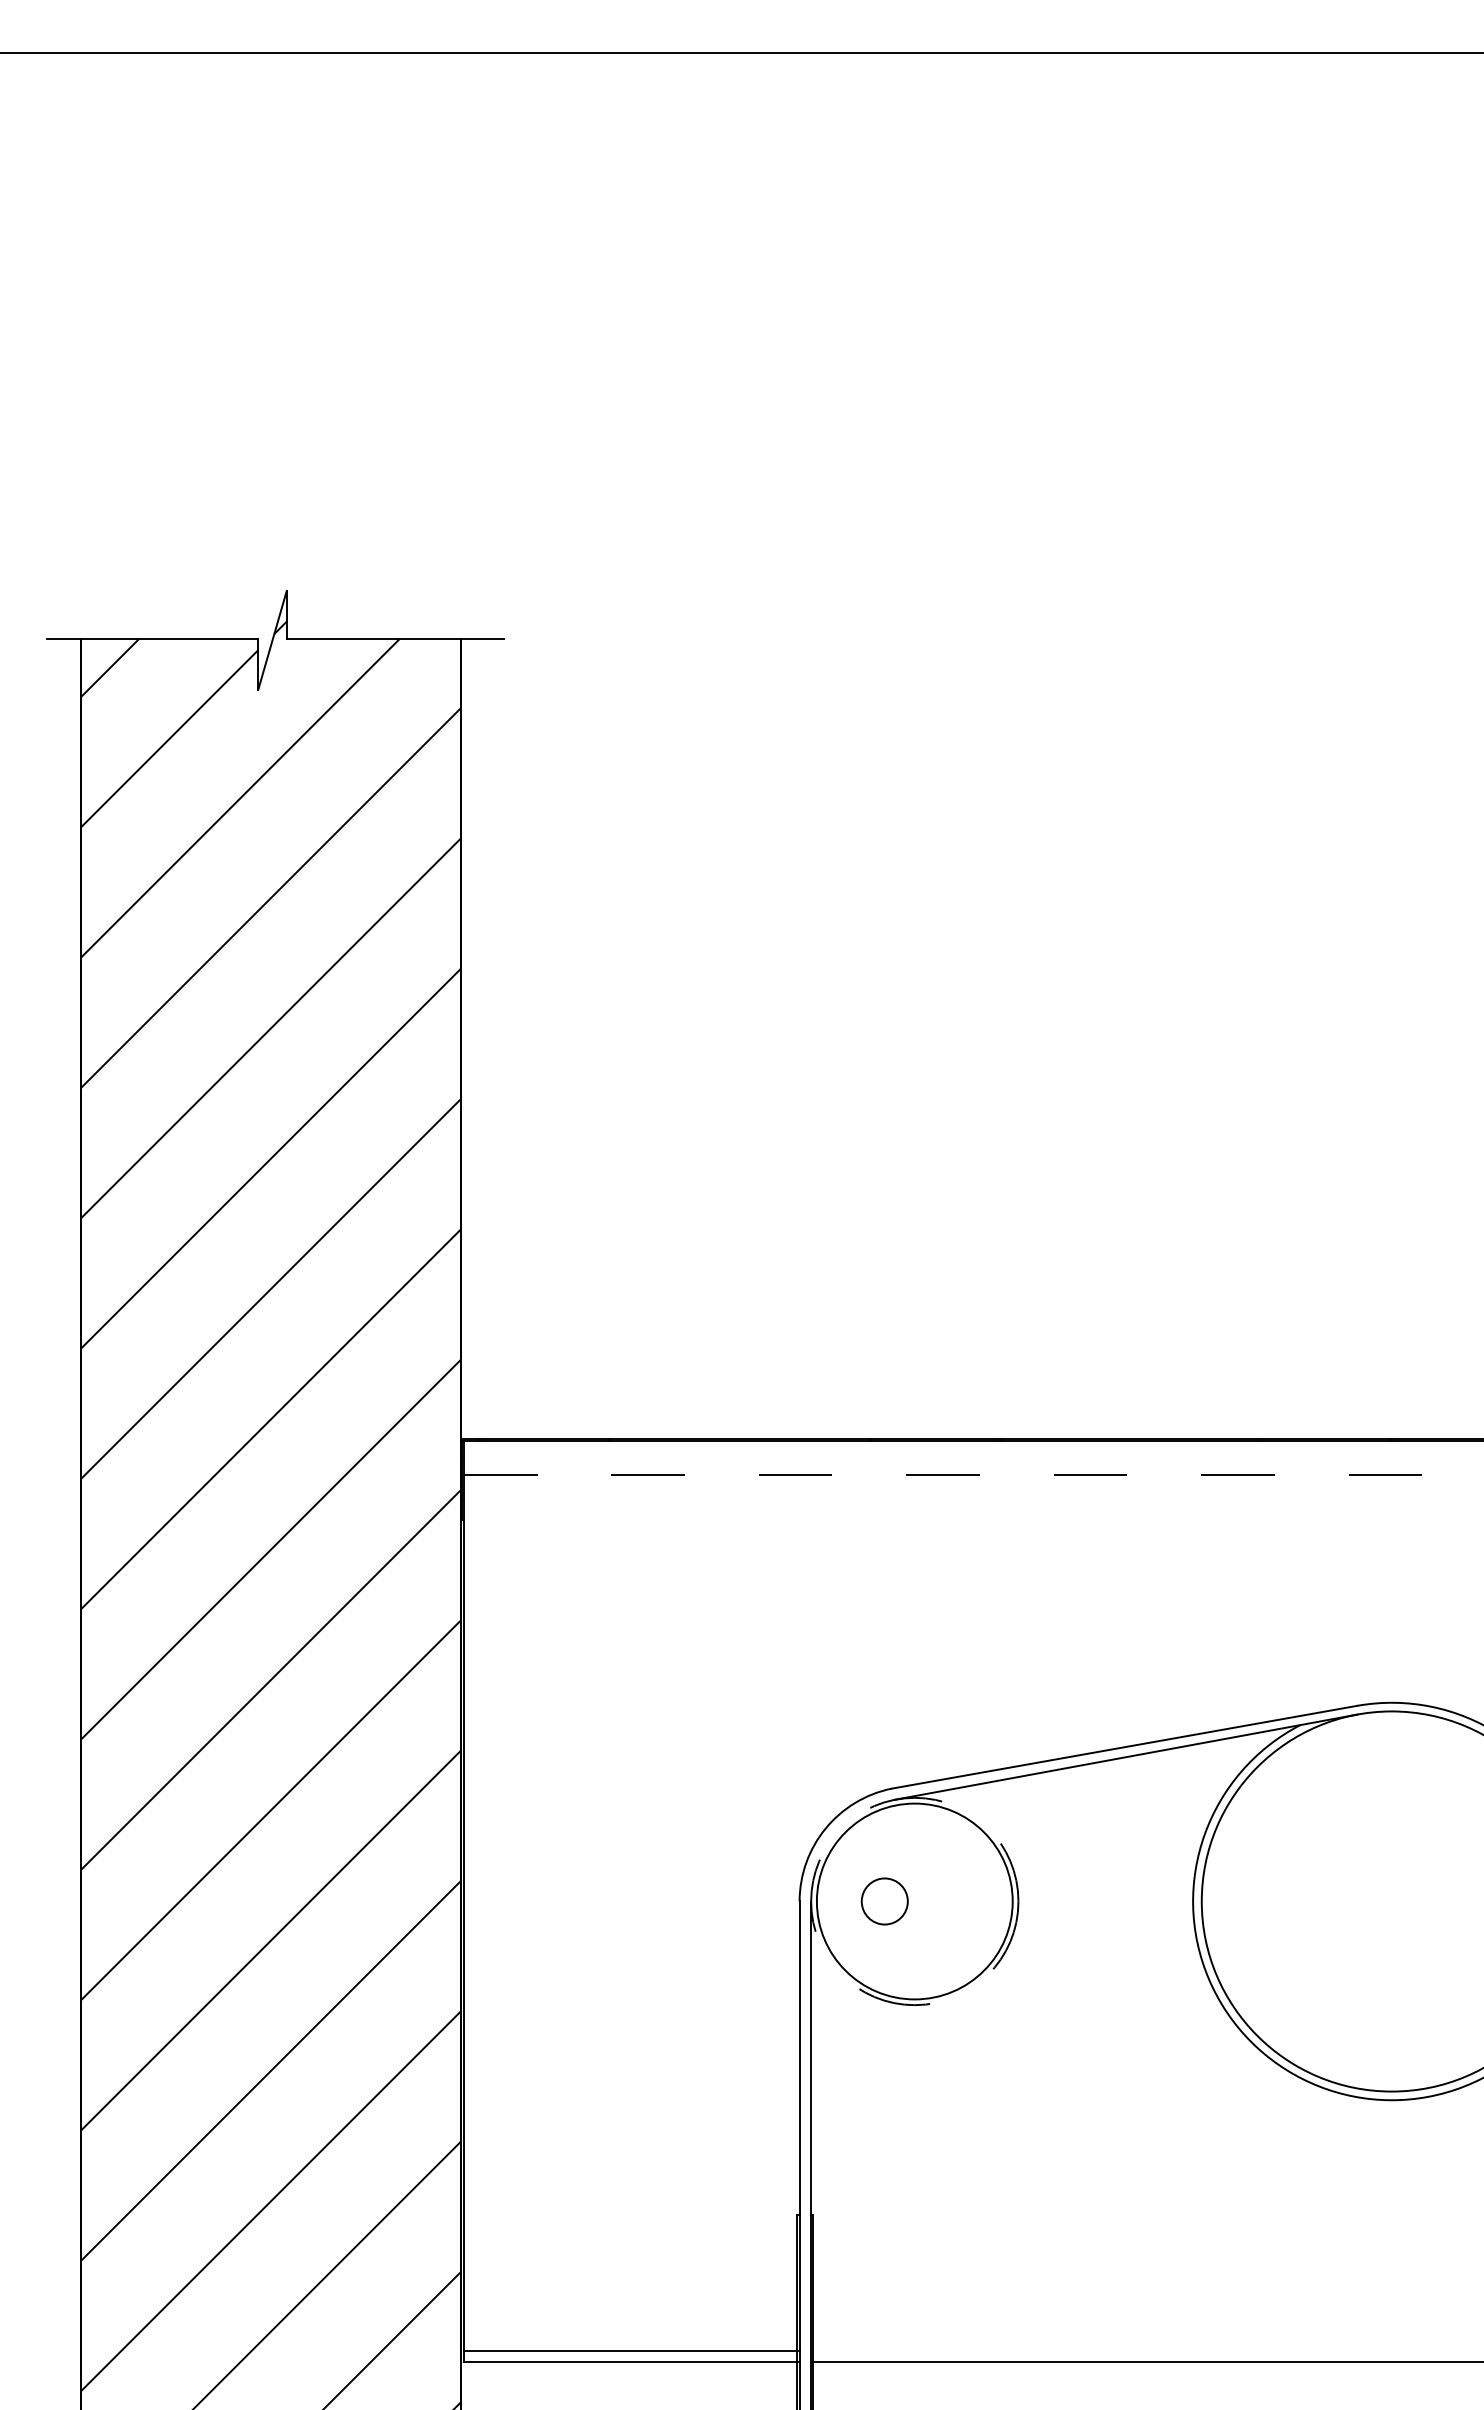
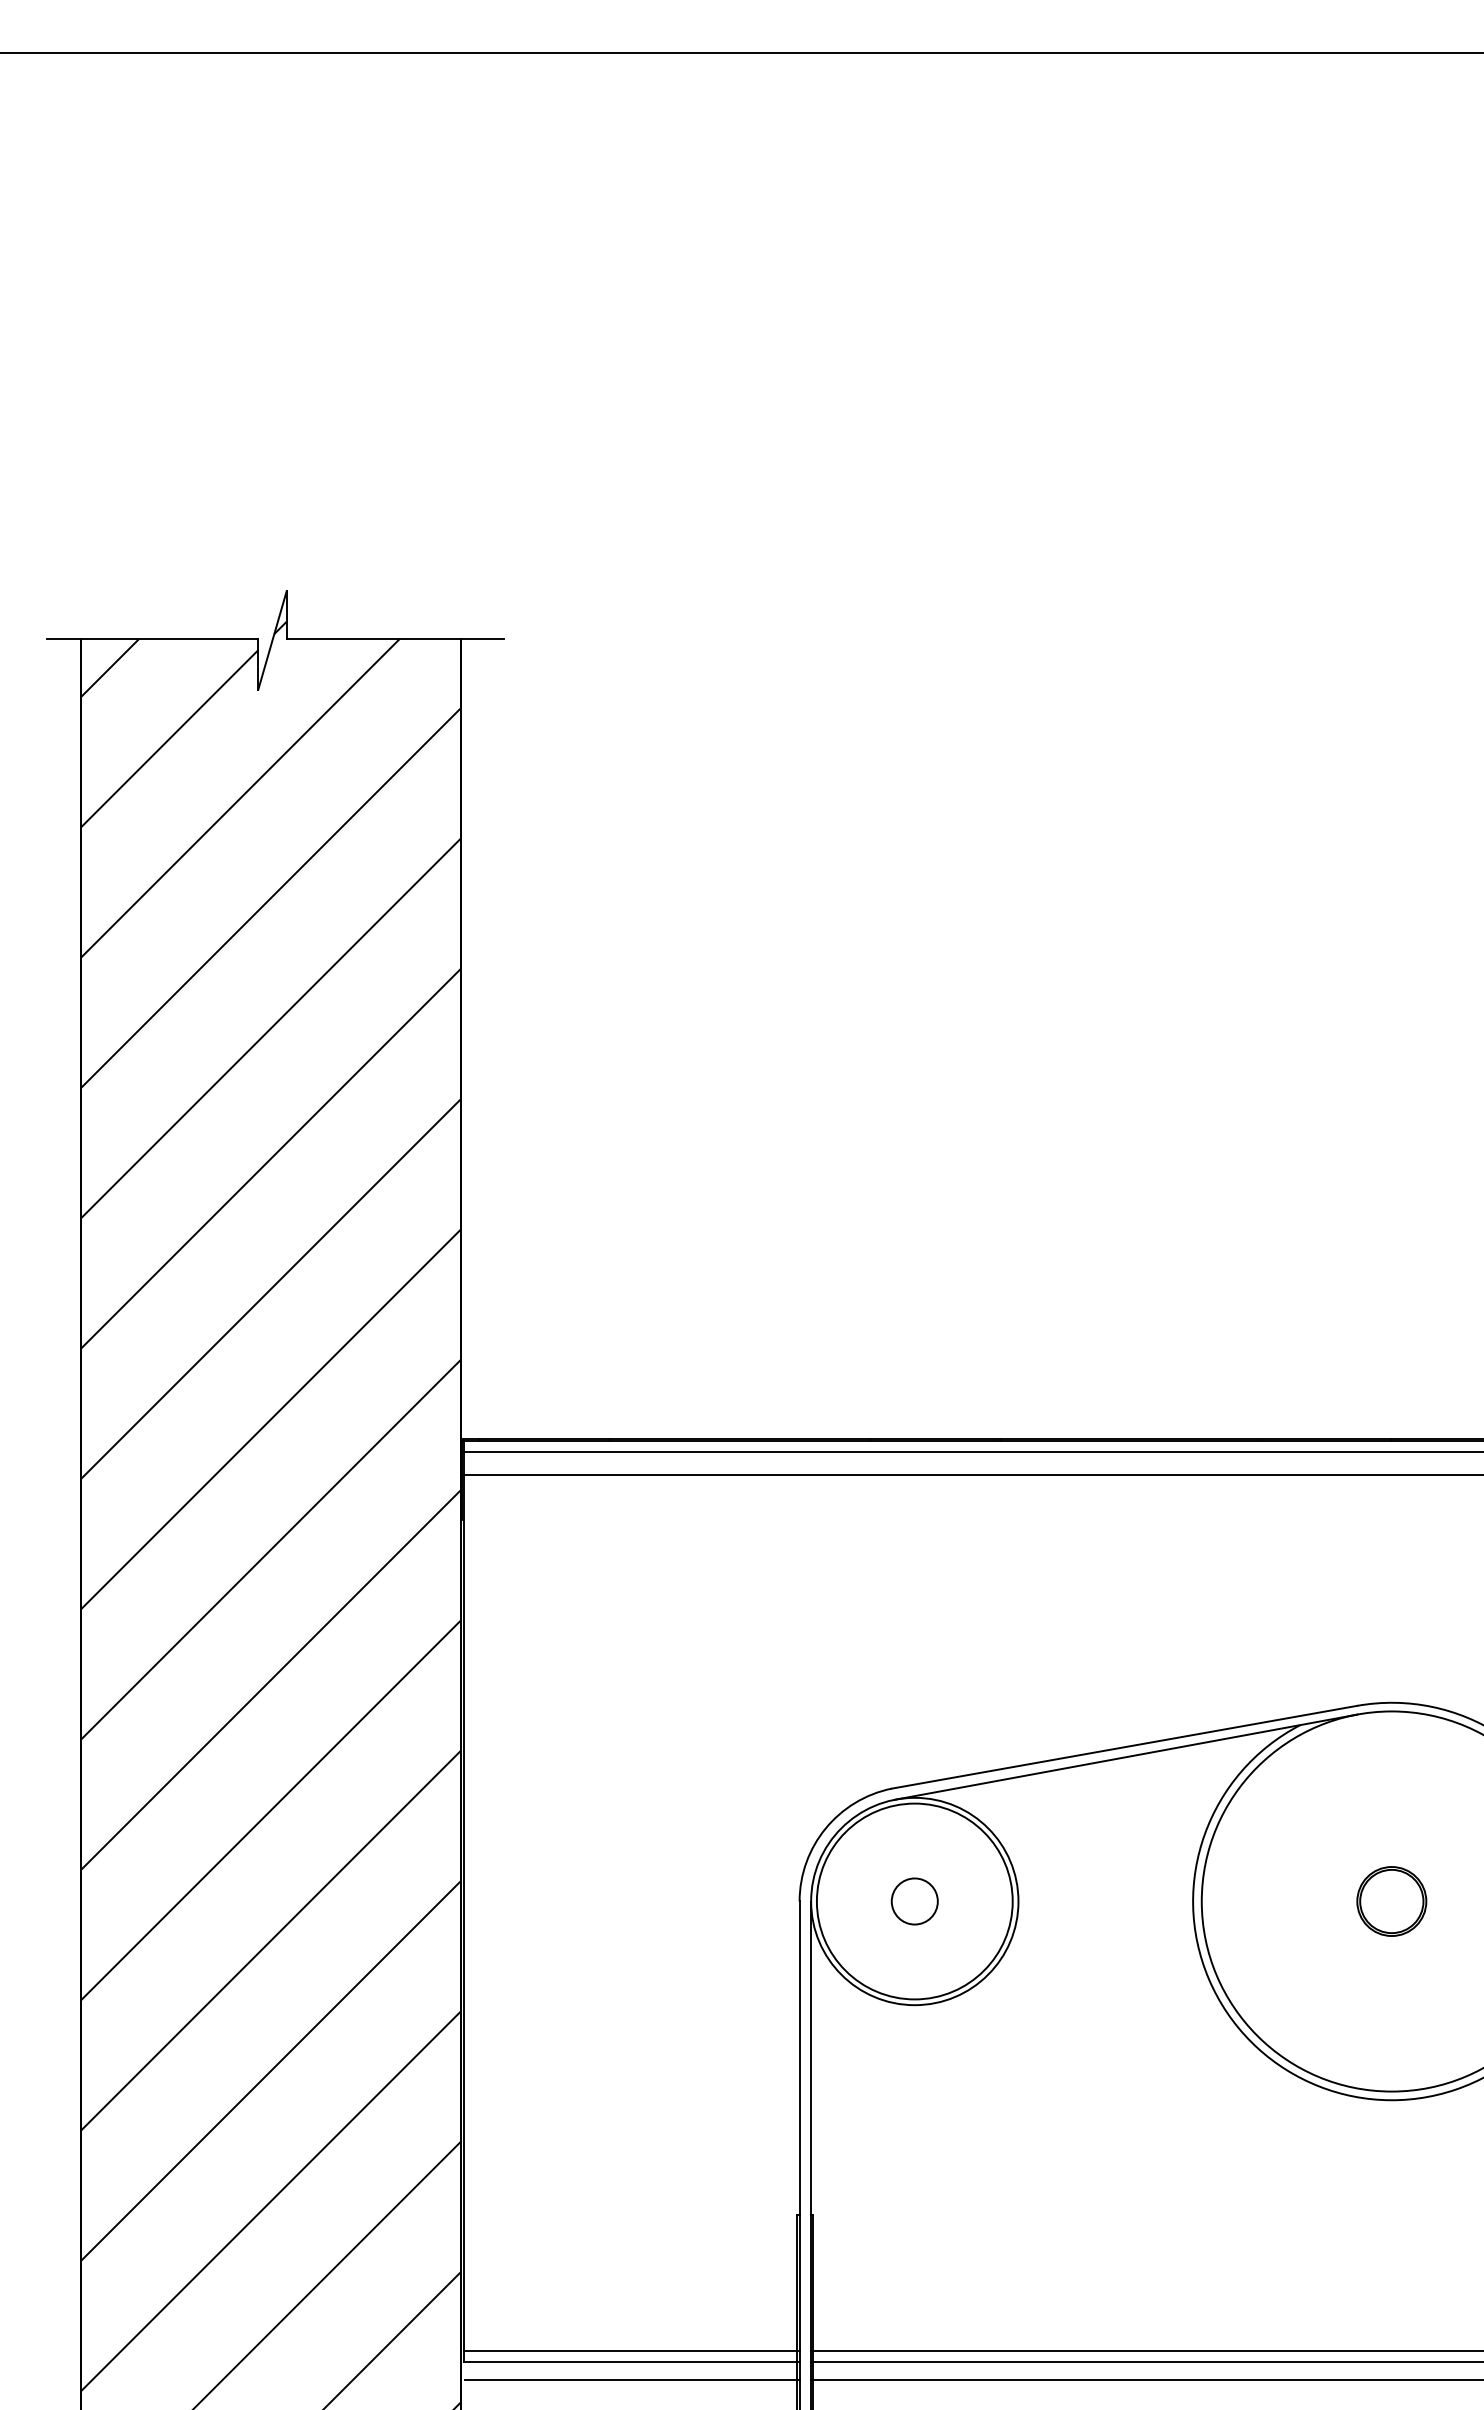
line: none -> present (971, 1452)
line: dashed -> solid (973, 1475)
circle position: (884, 1901) -> (914, 1901) (914, 1901)
circle: dashed -> solid (914, 1901)
part: none -> present (1391, 1901)
line: none -> present (1145, 2350)
line: none -> present (631, 2379)
line: none -> present (1145, 2379)
